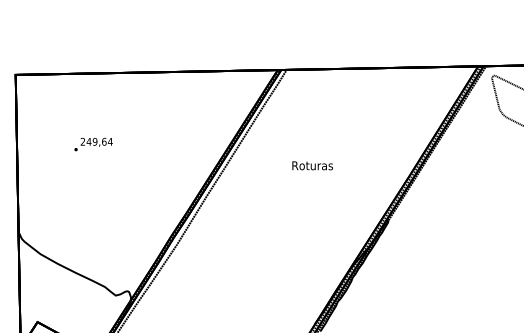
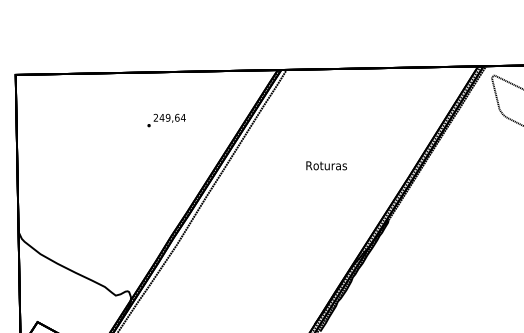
text position: (93, 144) -> (166, 120) (166, 120)
text position: (312, 165) -> (326, 165) (326, 165)
